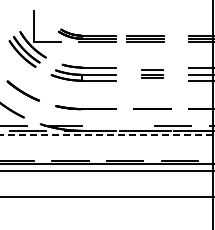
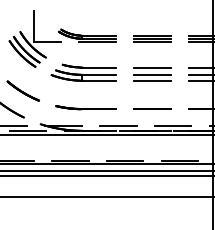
part position: (145, 38) -> (152, 38) (152, 38)
part size: 23x10 px -> 39x15 px (152, 74)
line: none -> present (117, 125)
line: dashed -> solid (107, 135)
line: none -> present (106, 175)
